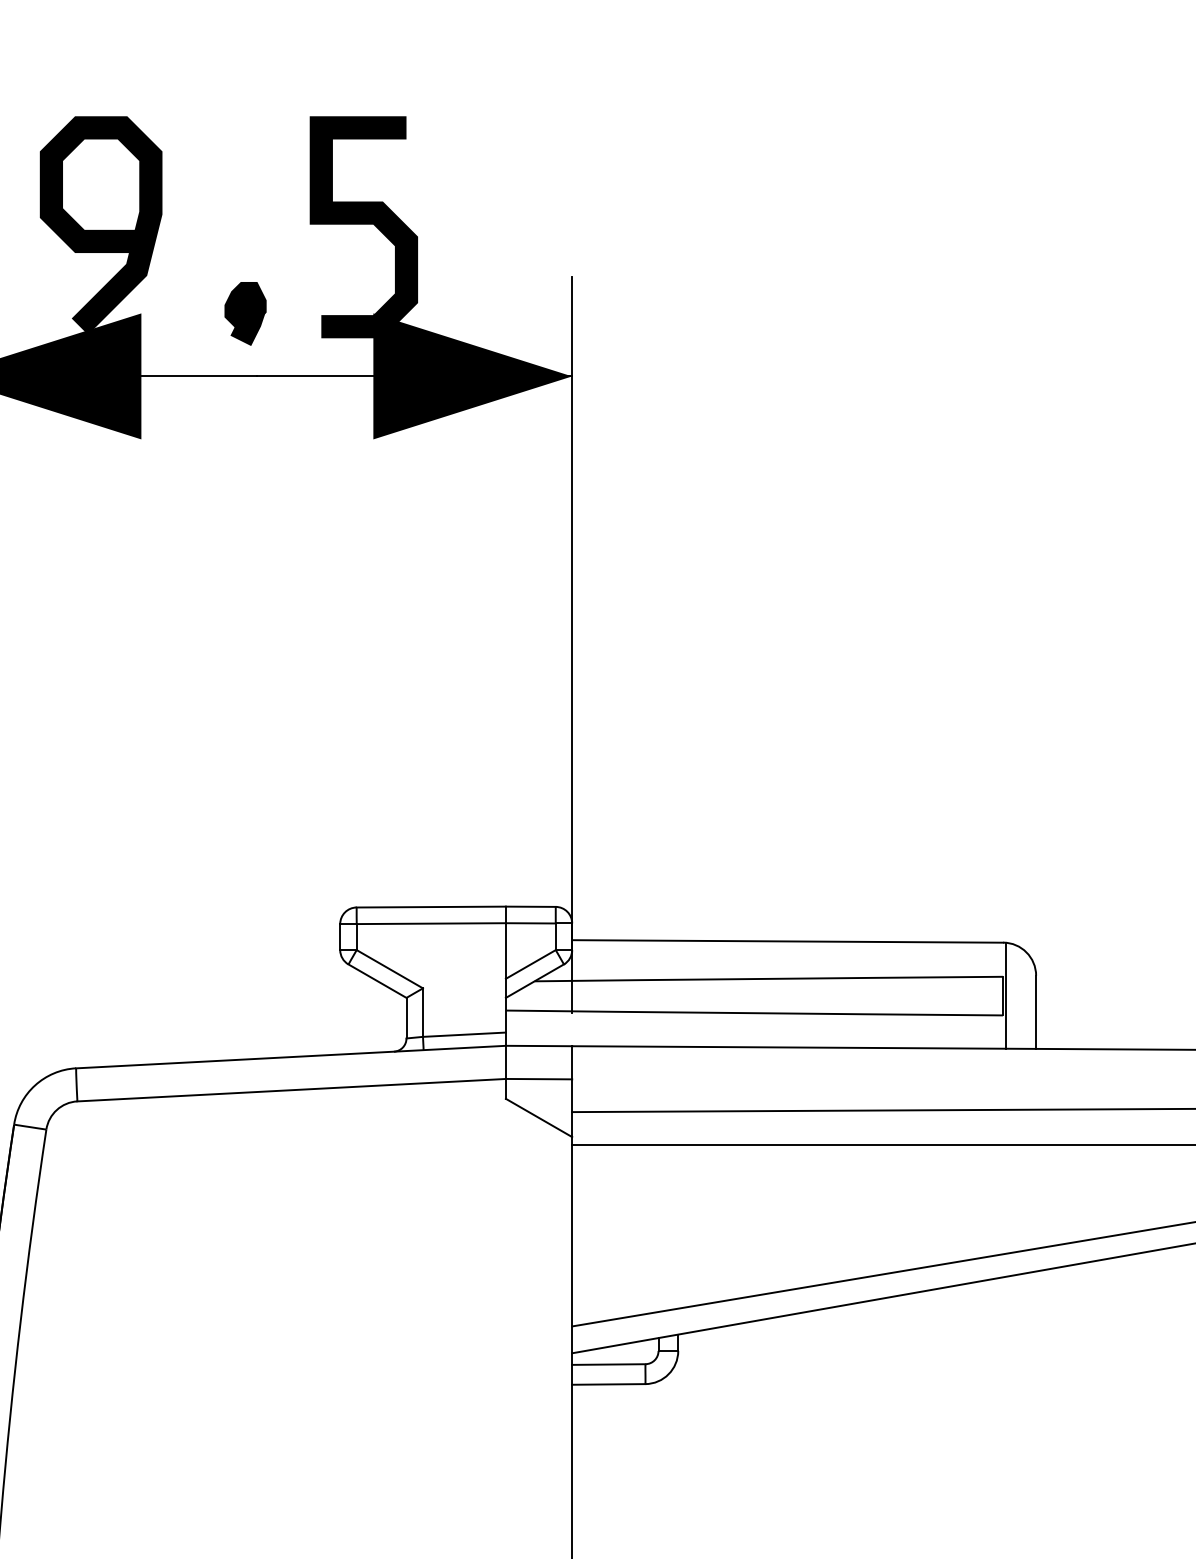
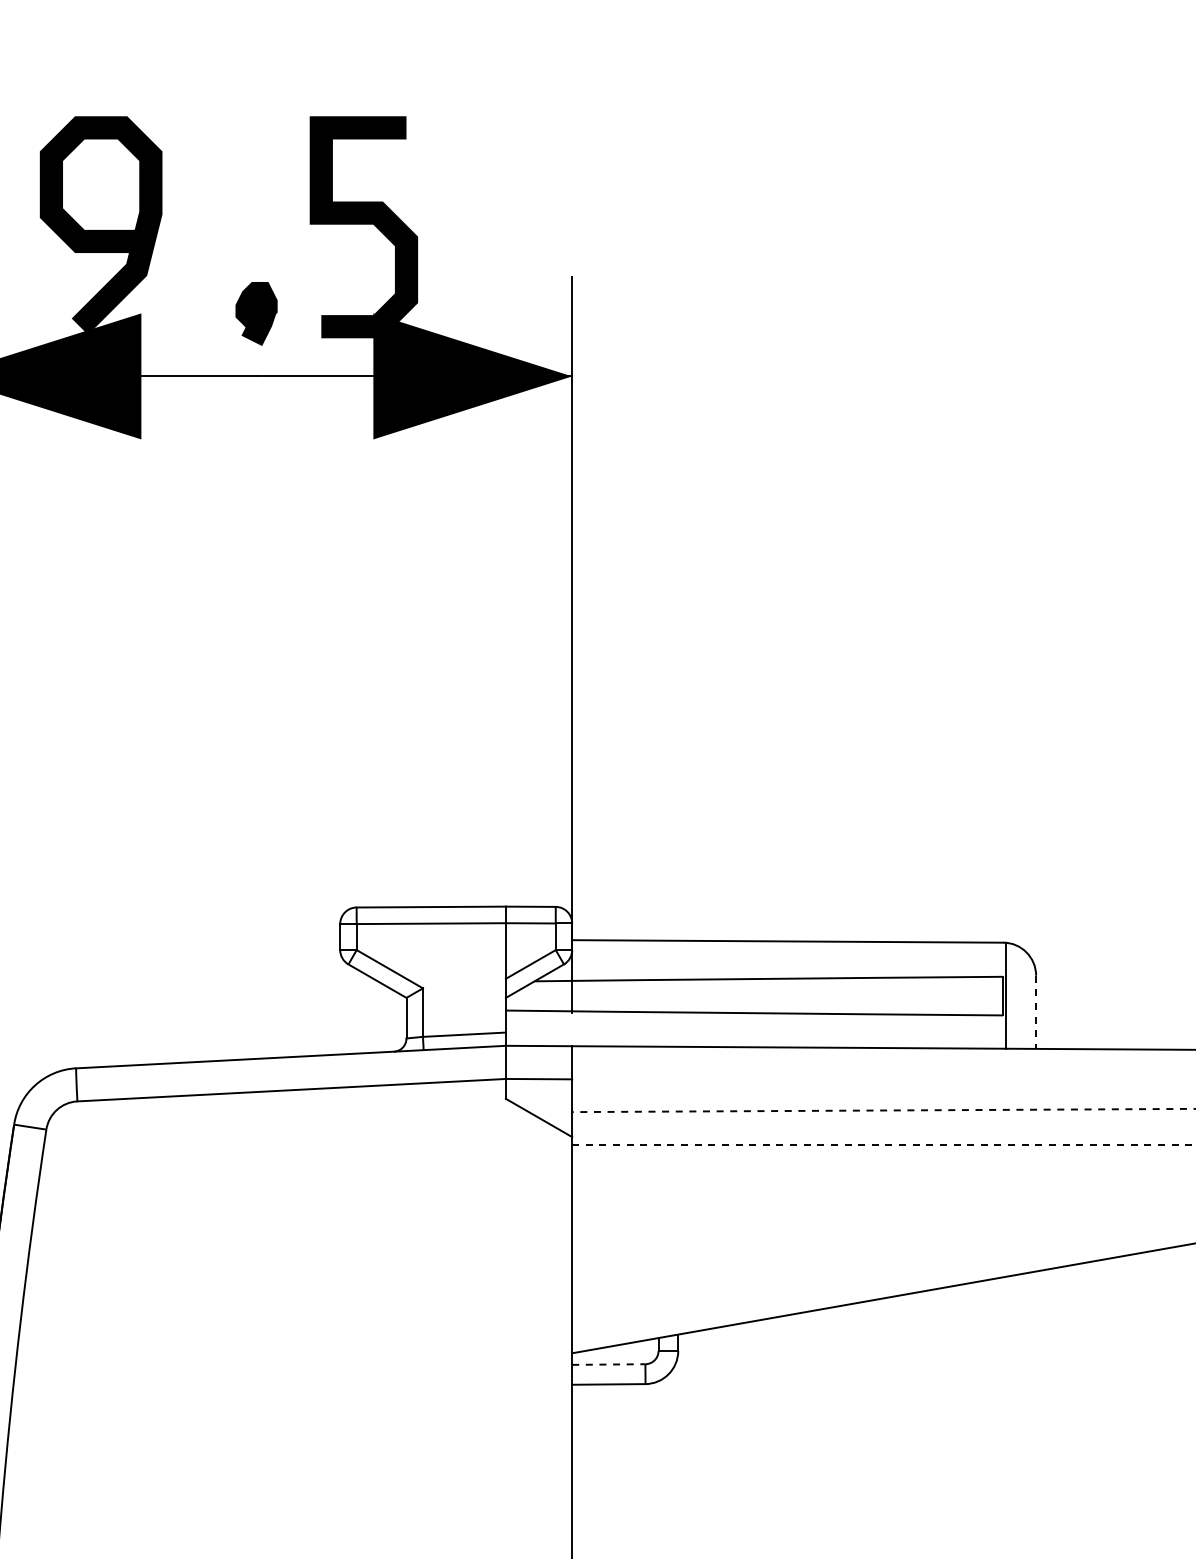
part position: (245, 313) -> (256, 313) (256, 313)
line: solid -> dashed (1036, 1012)
line: solid -> dashed (883, 1110)
line: solid -> dashed (883, 1145)
line: present -> none (882, 1274)
line: solid -> dashed (608, 1364)
